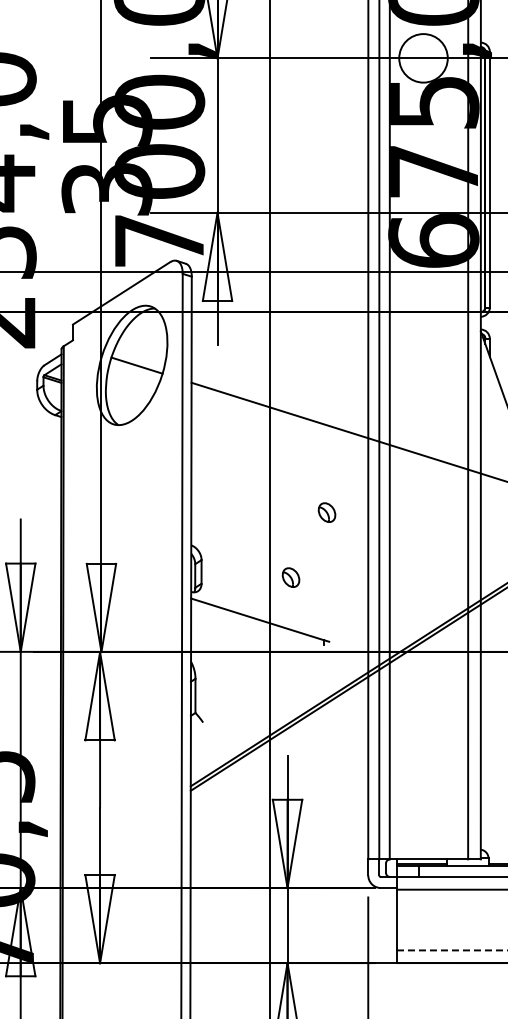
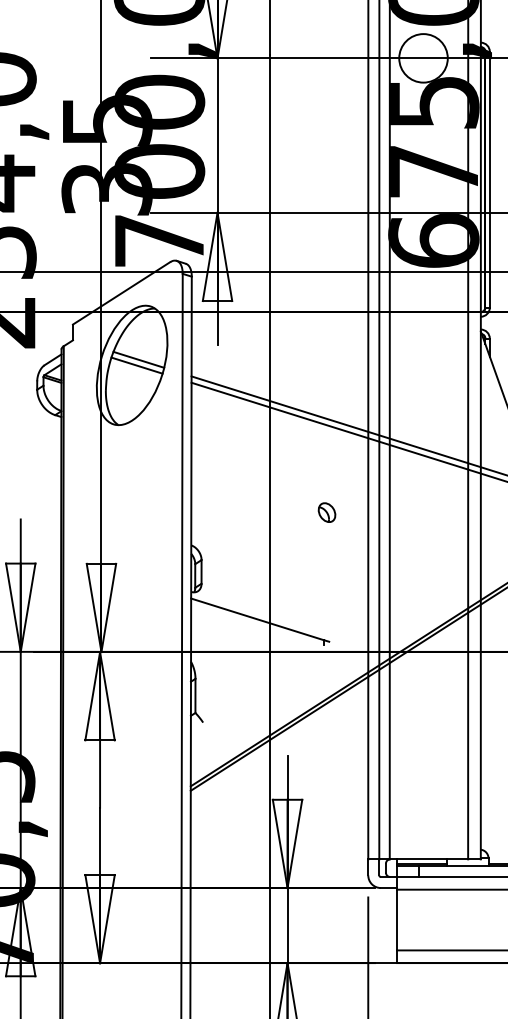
line: none -> present (138, 359)
line: none -> present (347, 425)
part: present -> none (290, 577)
line: dashed -> solid (452, 950)
